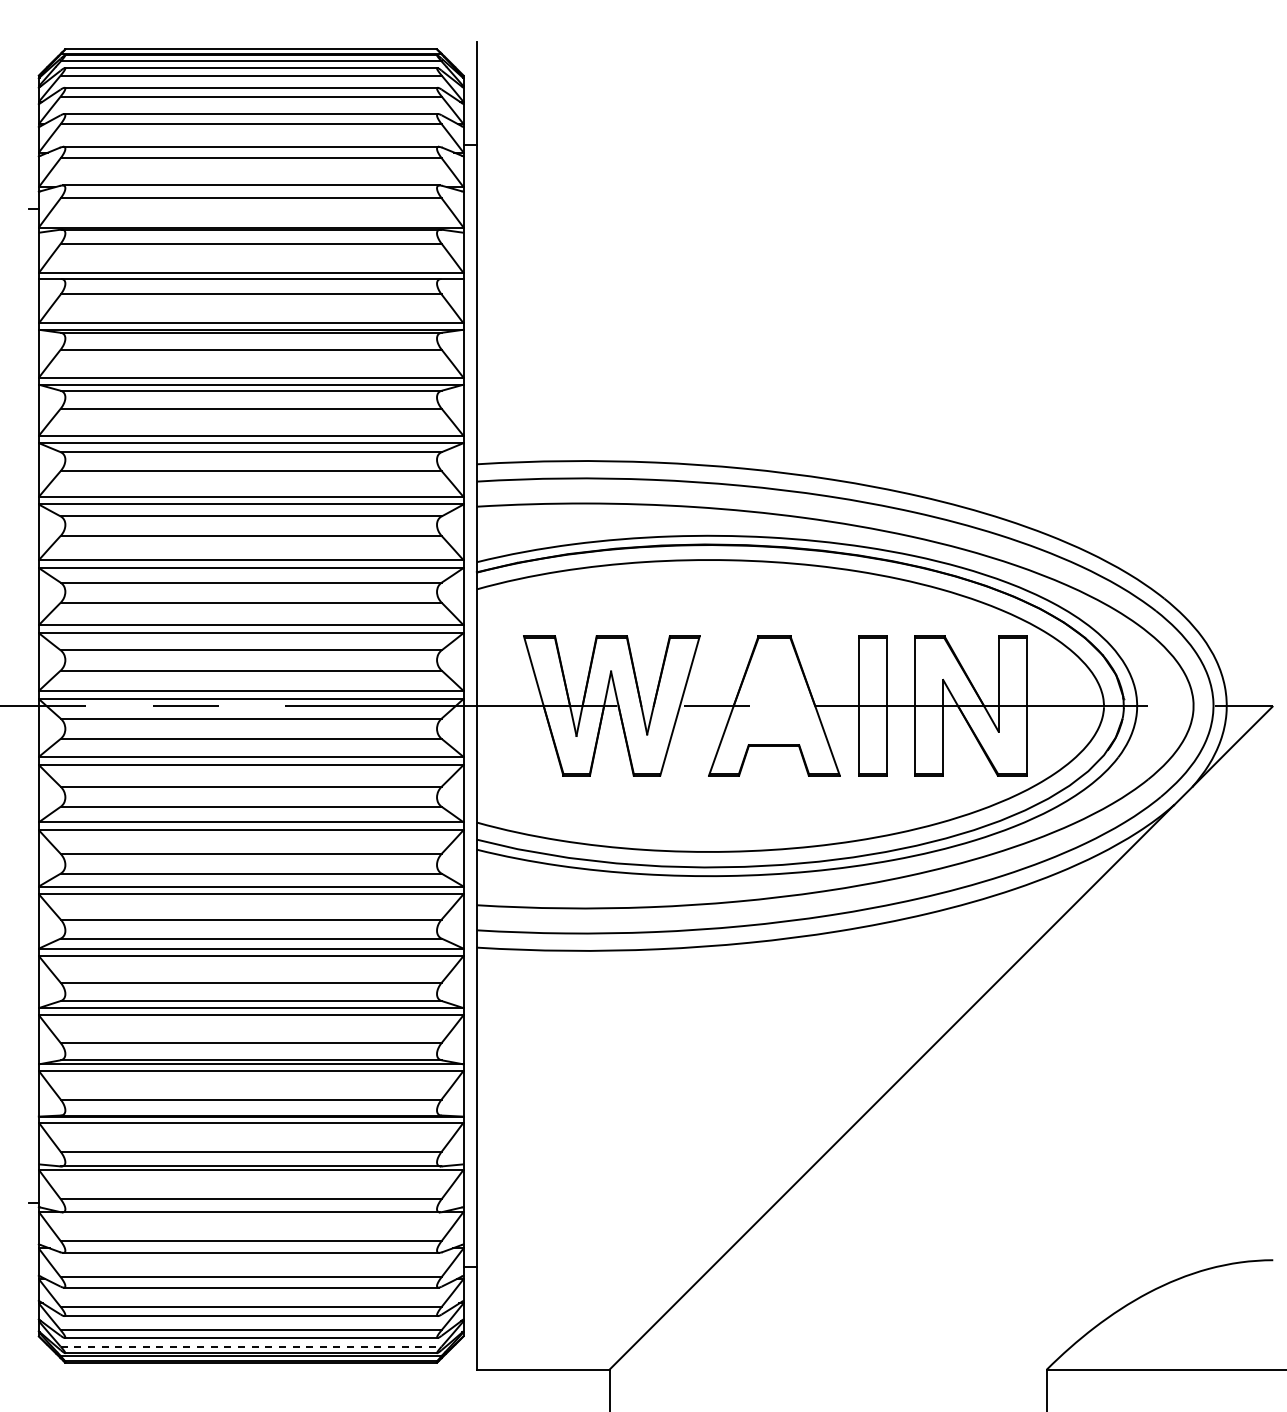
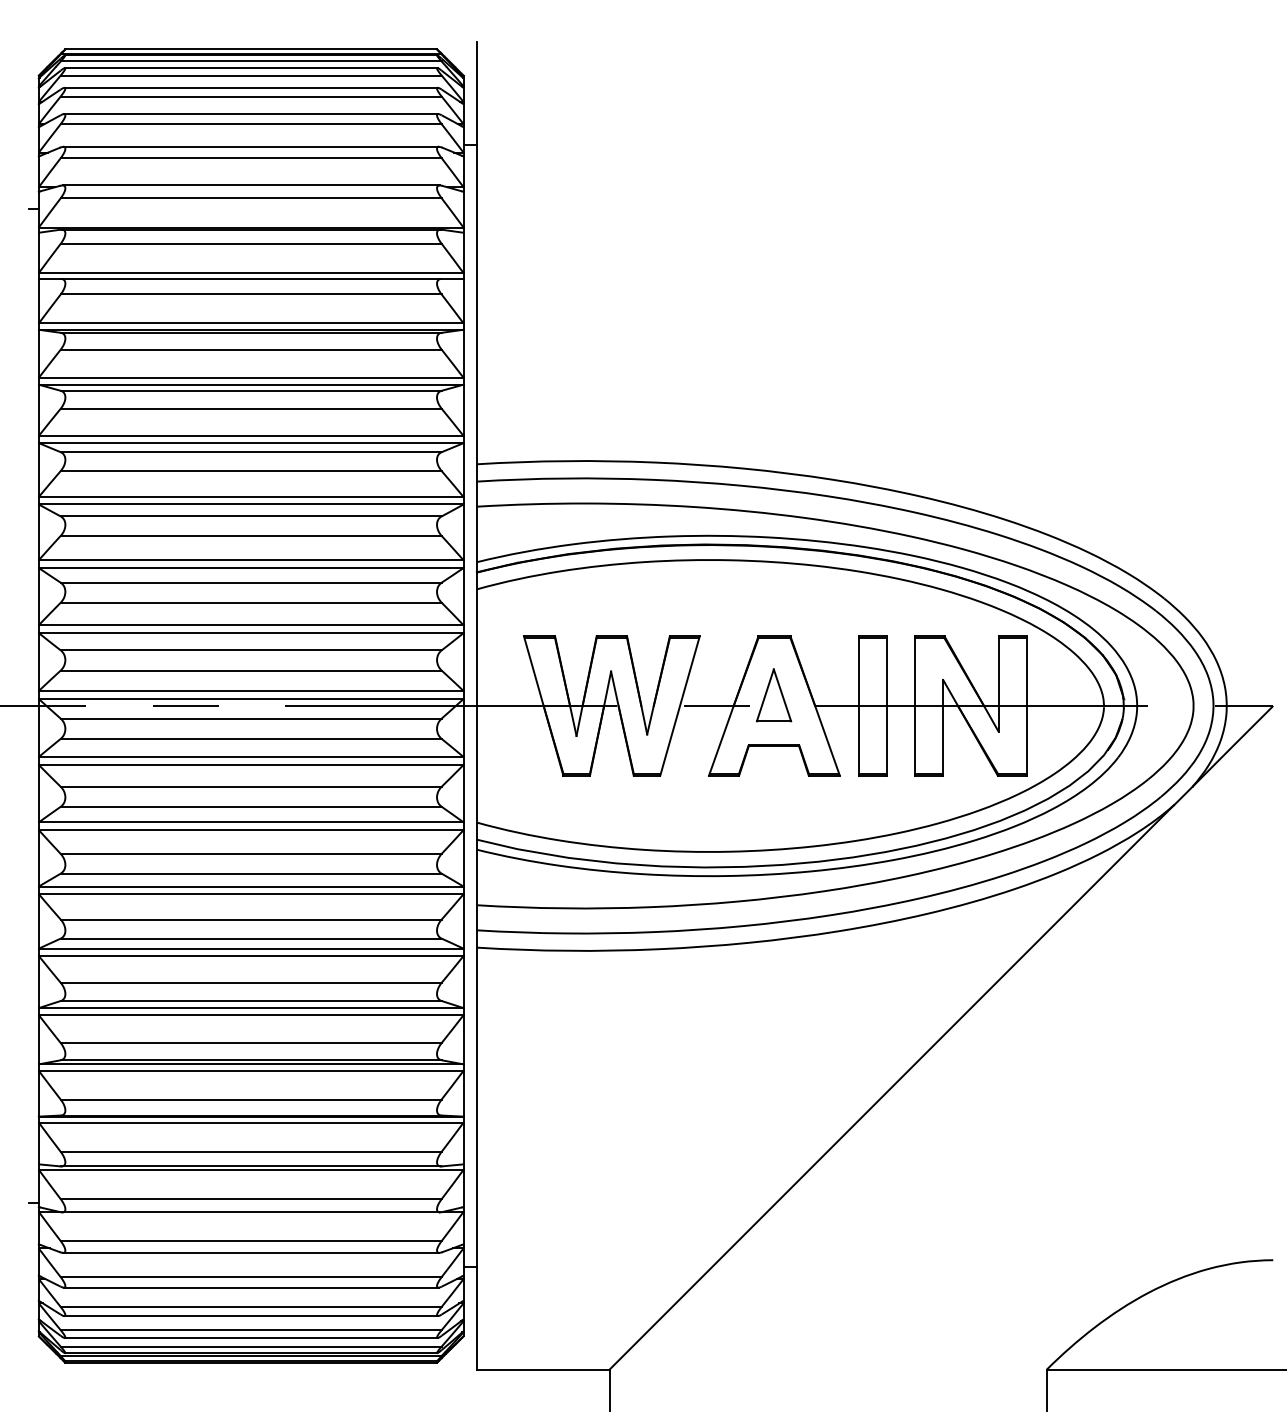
part: none -> present (773, 695)
line: dashed -> solid (251, 1346)
